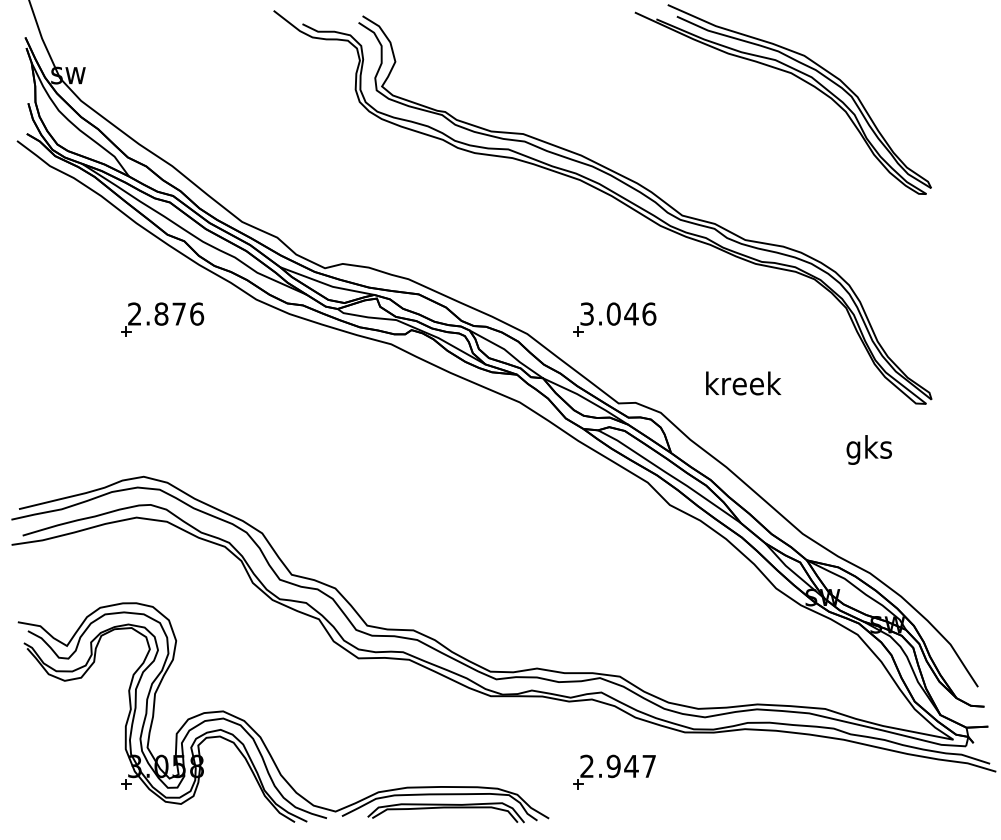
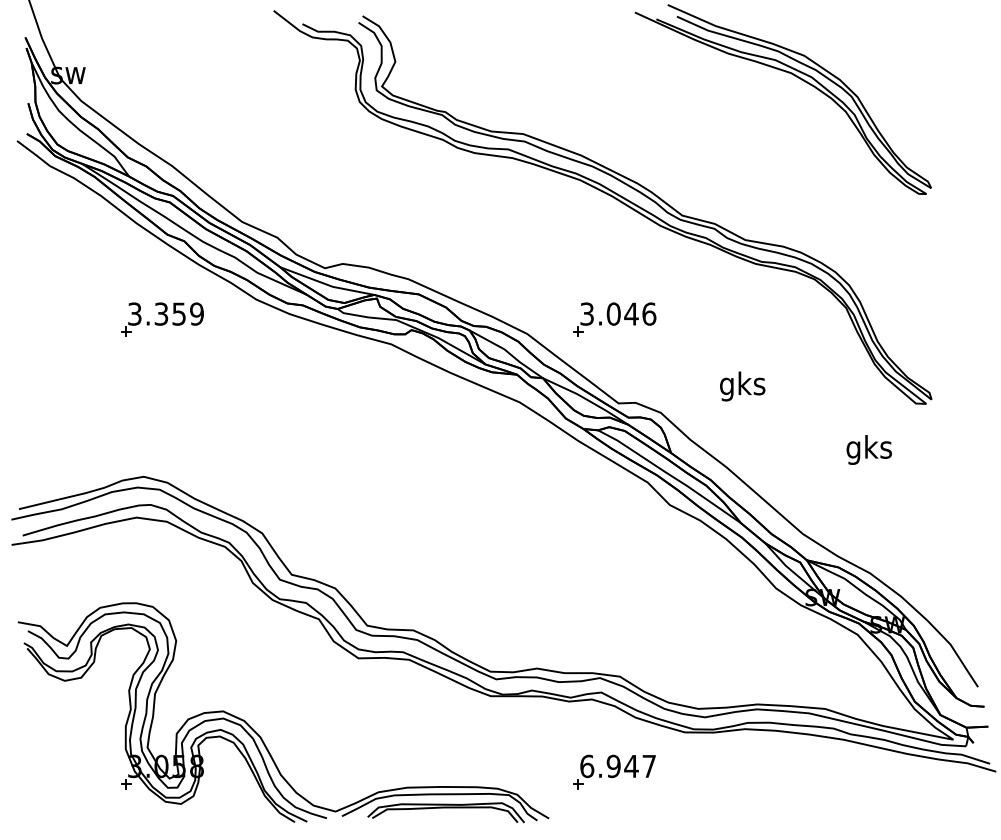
text: 2.876 -> 3.359 (166, 313)
text: kreek -> gks (743, 386)
text: 2.947 -> 6.947 (587, 766)
